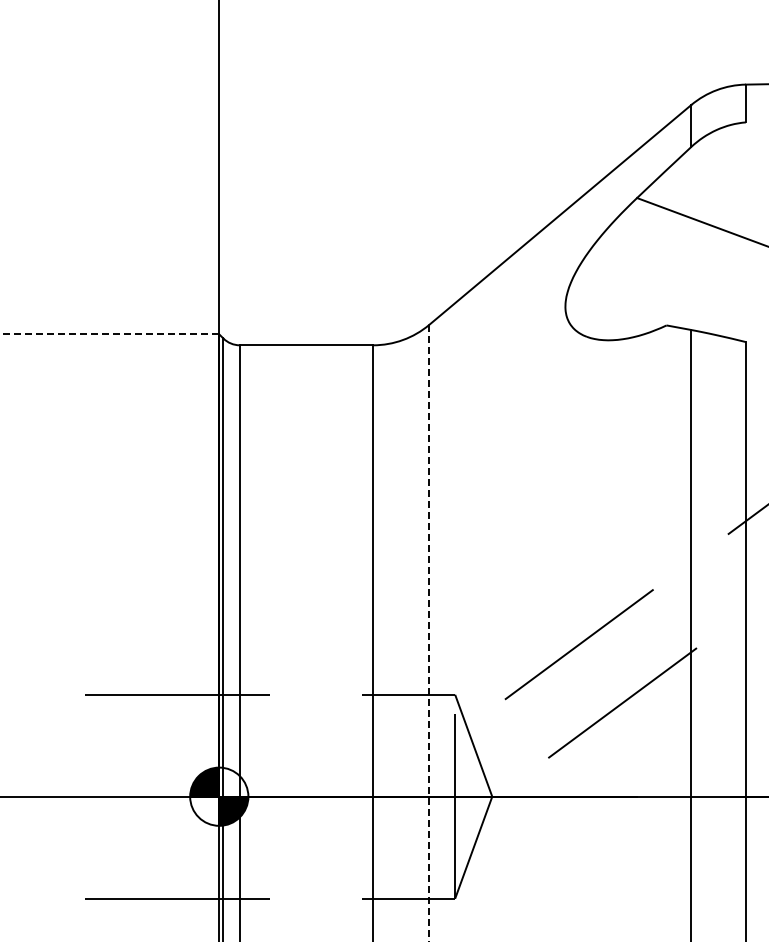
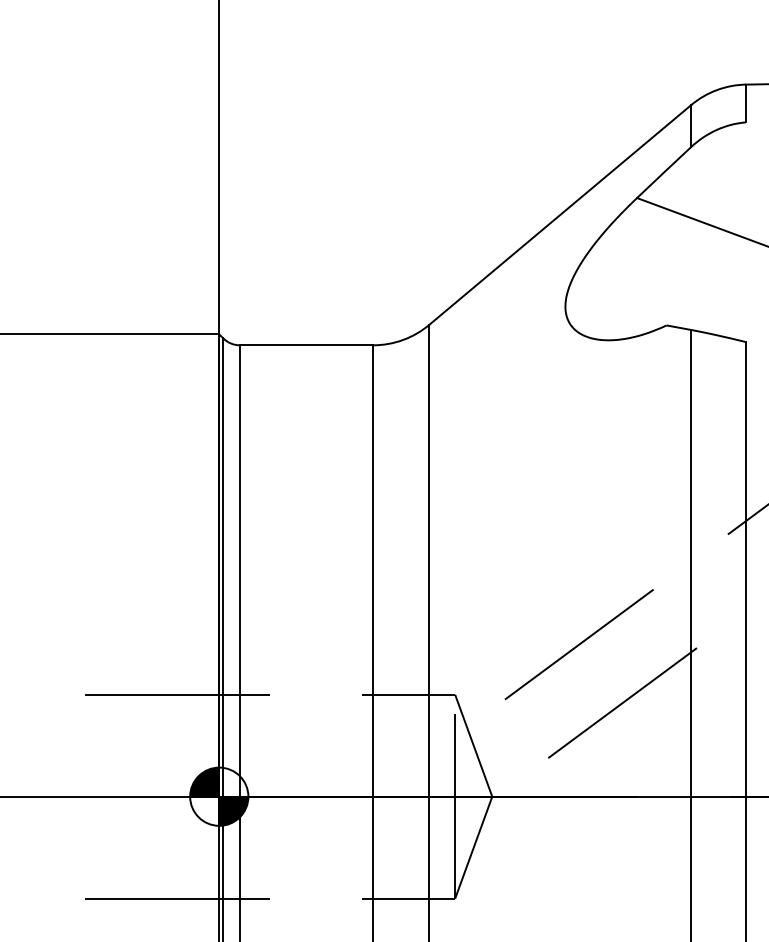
line: dashed -> solid (109, 334)
line: dashed -> solid (429, 633)
